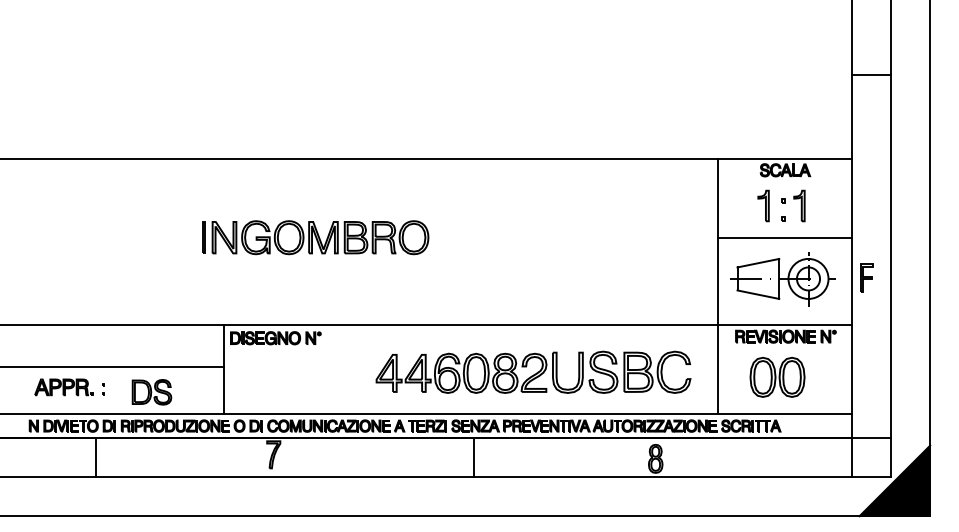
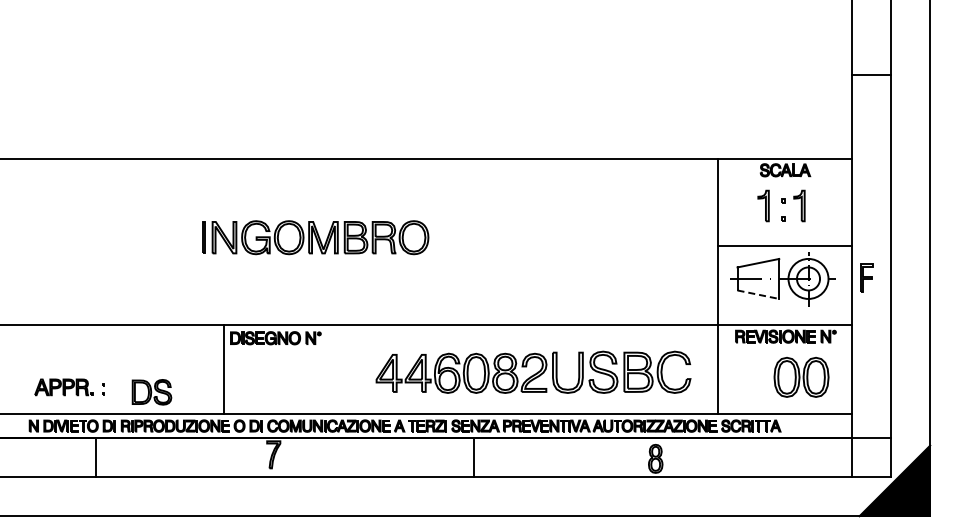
line position: (784, 238) -> (784, 246) (784, 246)
line: solid -> dashed (758, 294)
line: present -> none (112, 367)
part position: (777, 376) -> (801, 376) (801, 376)
